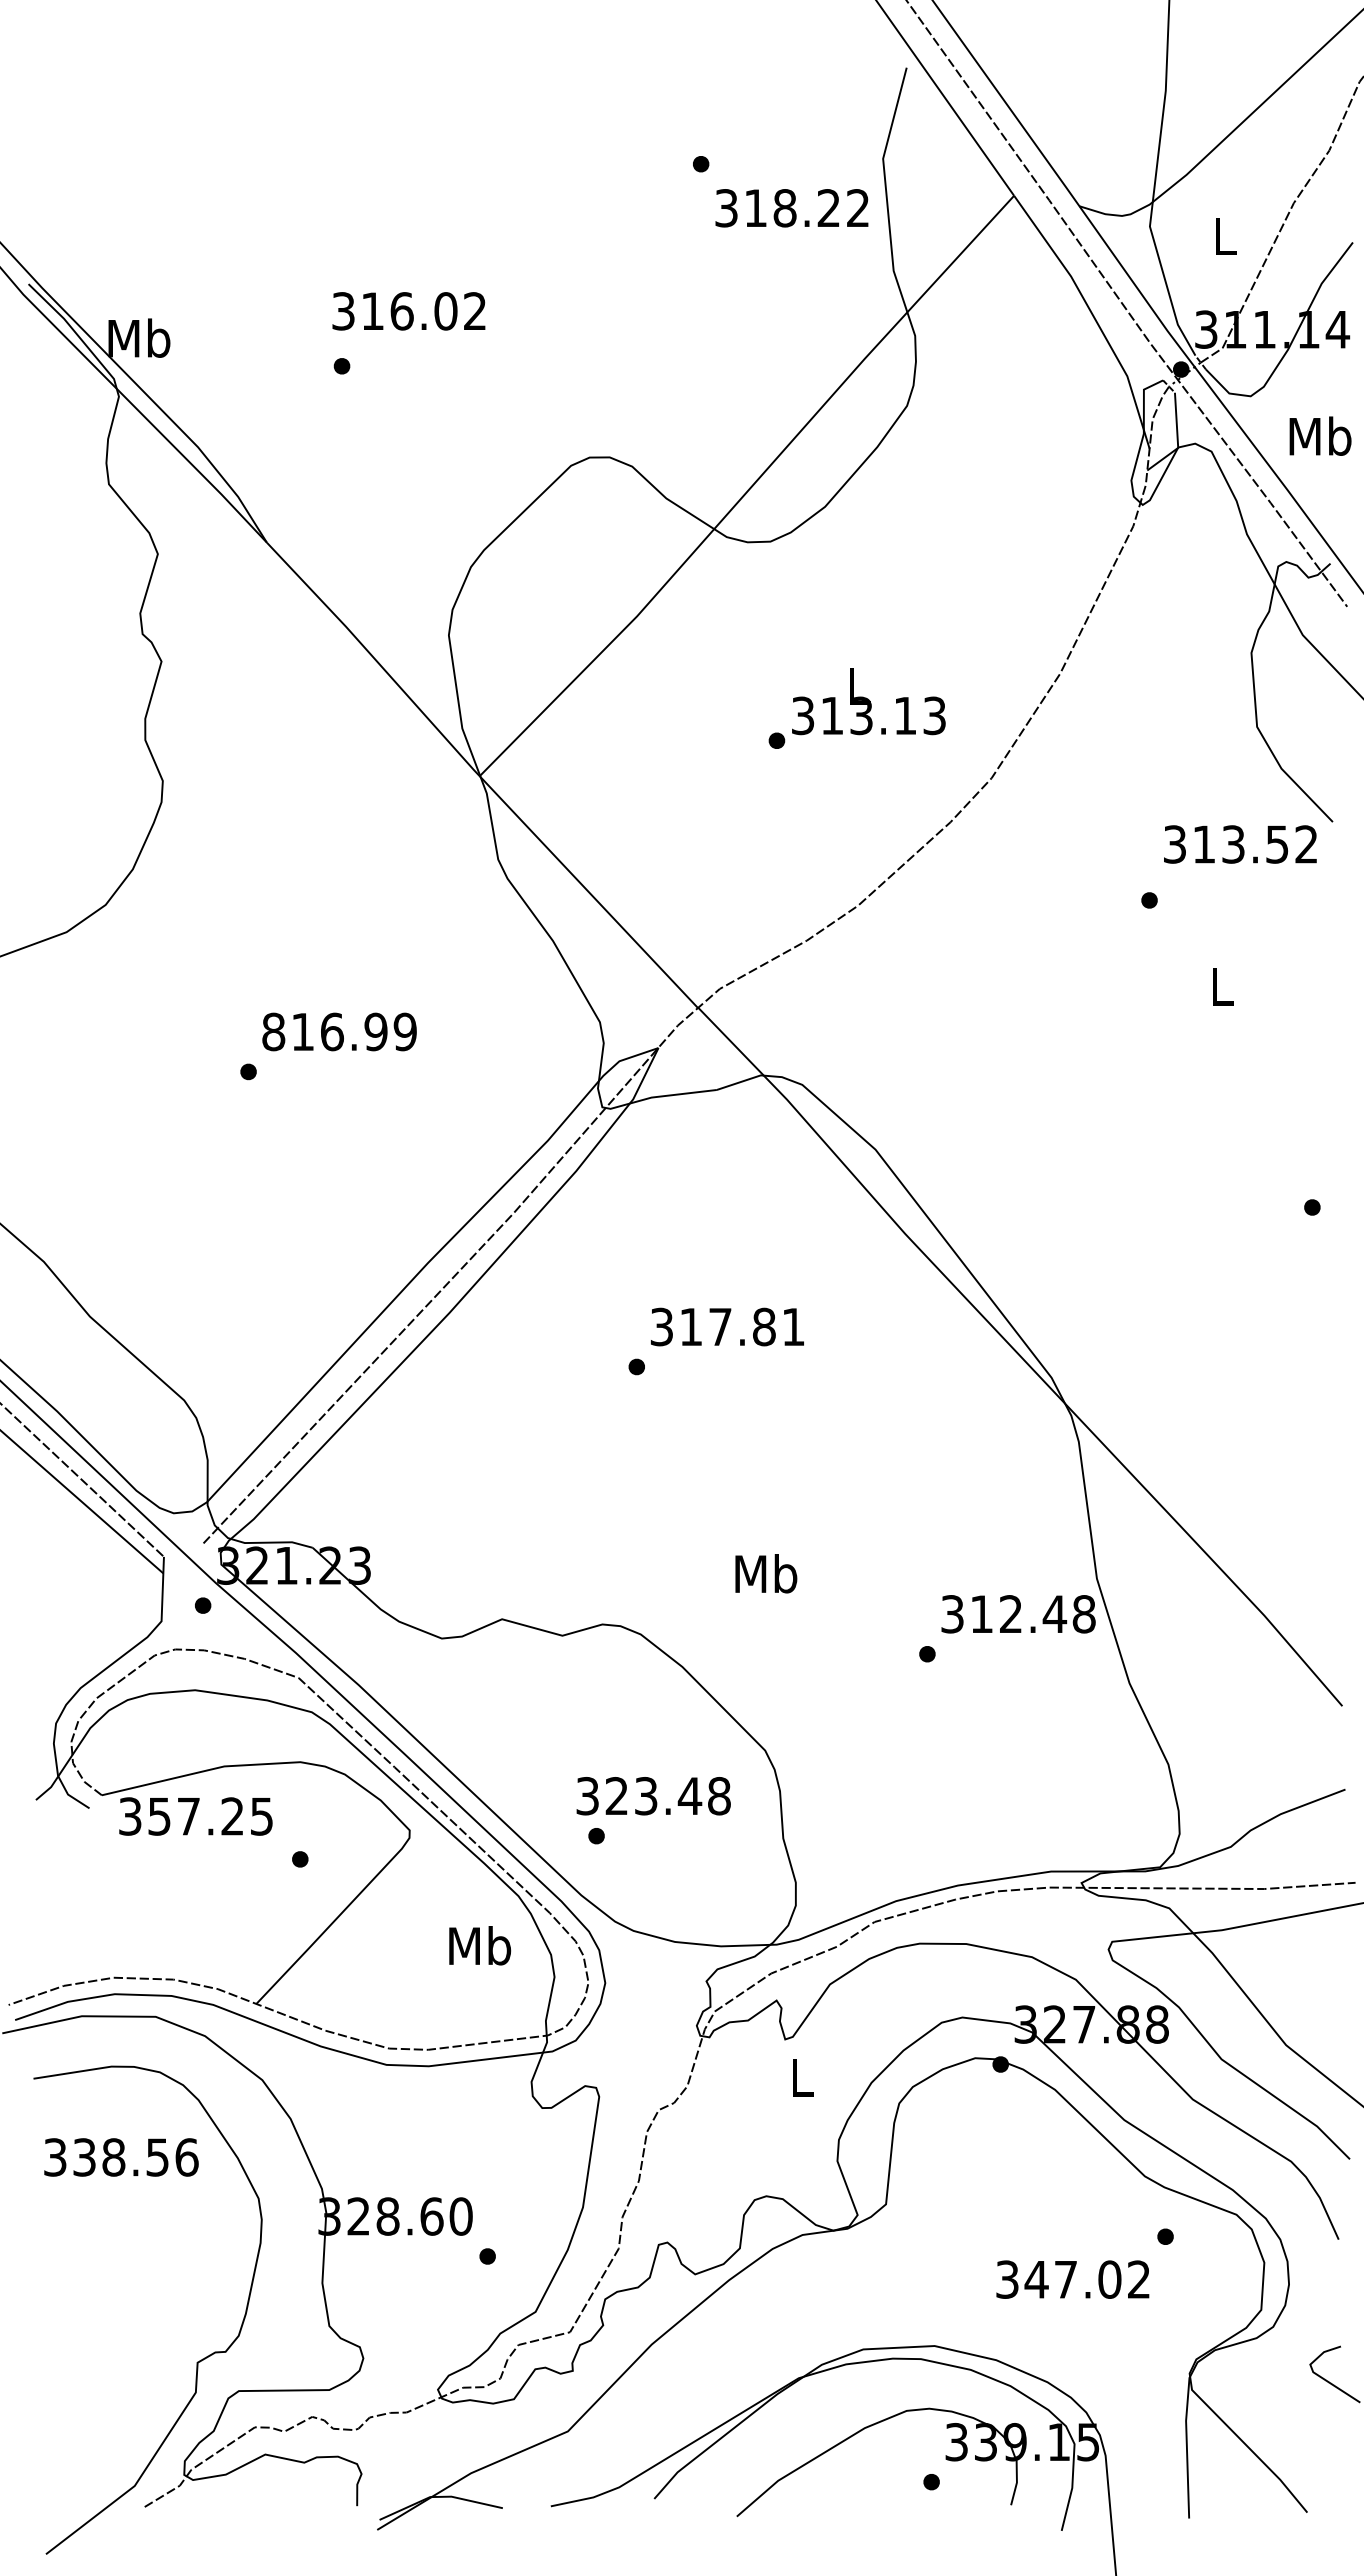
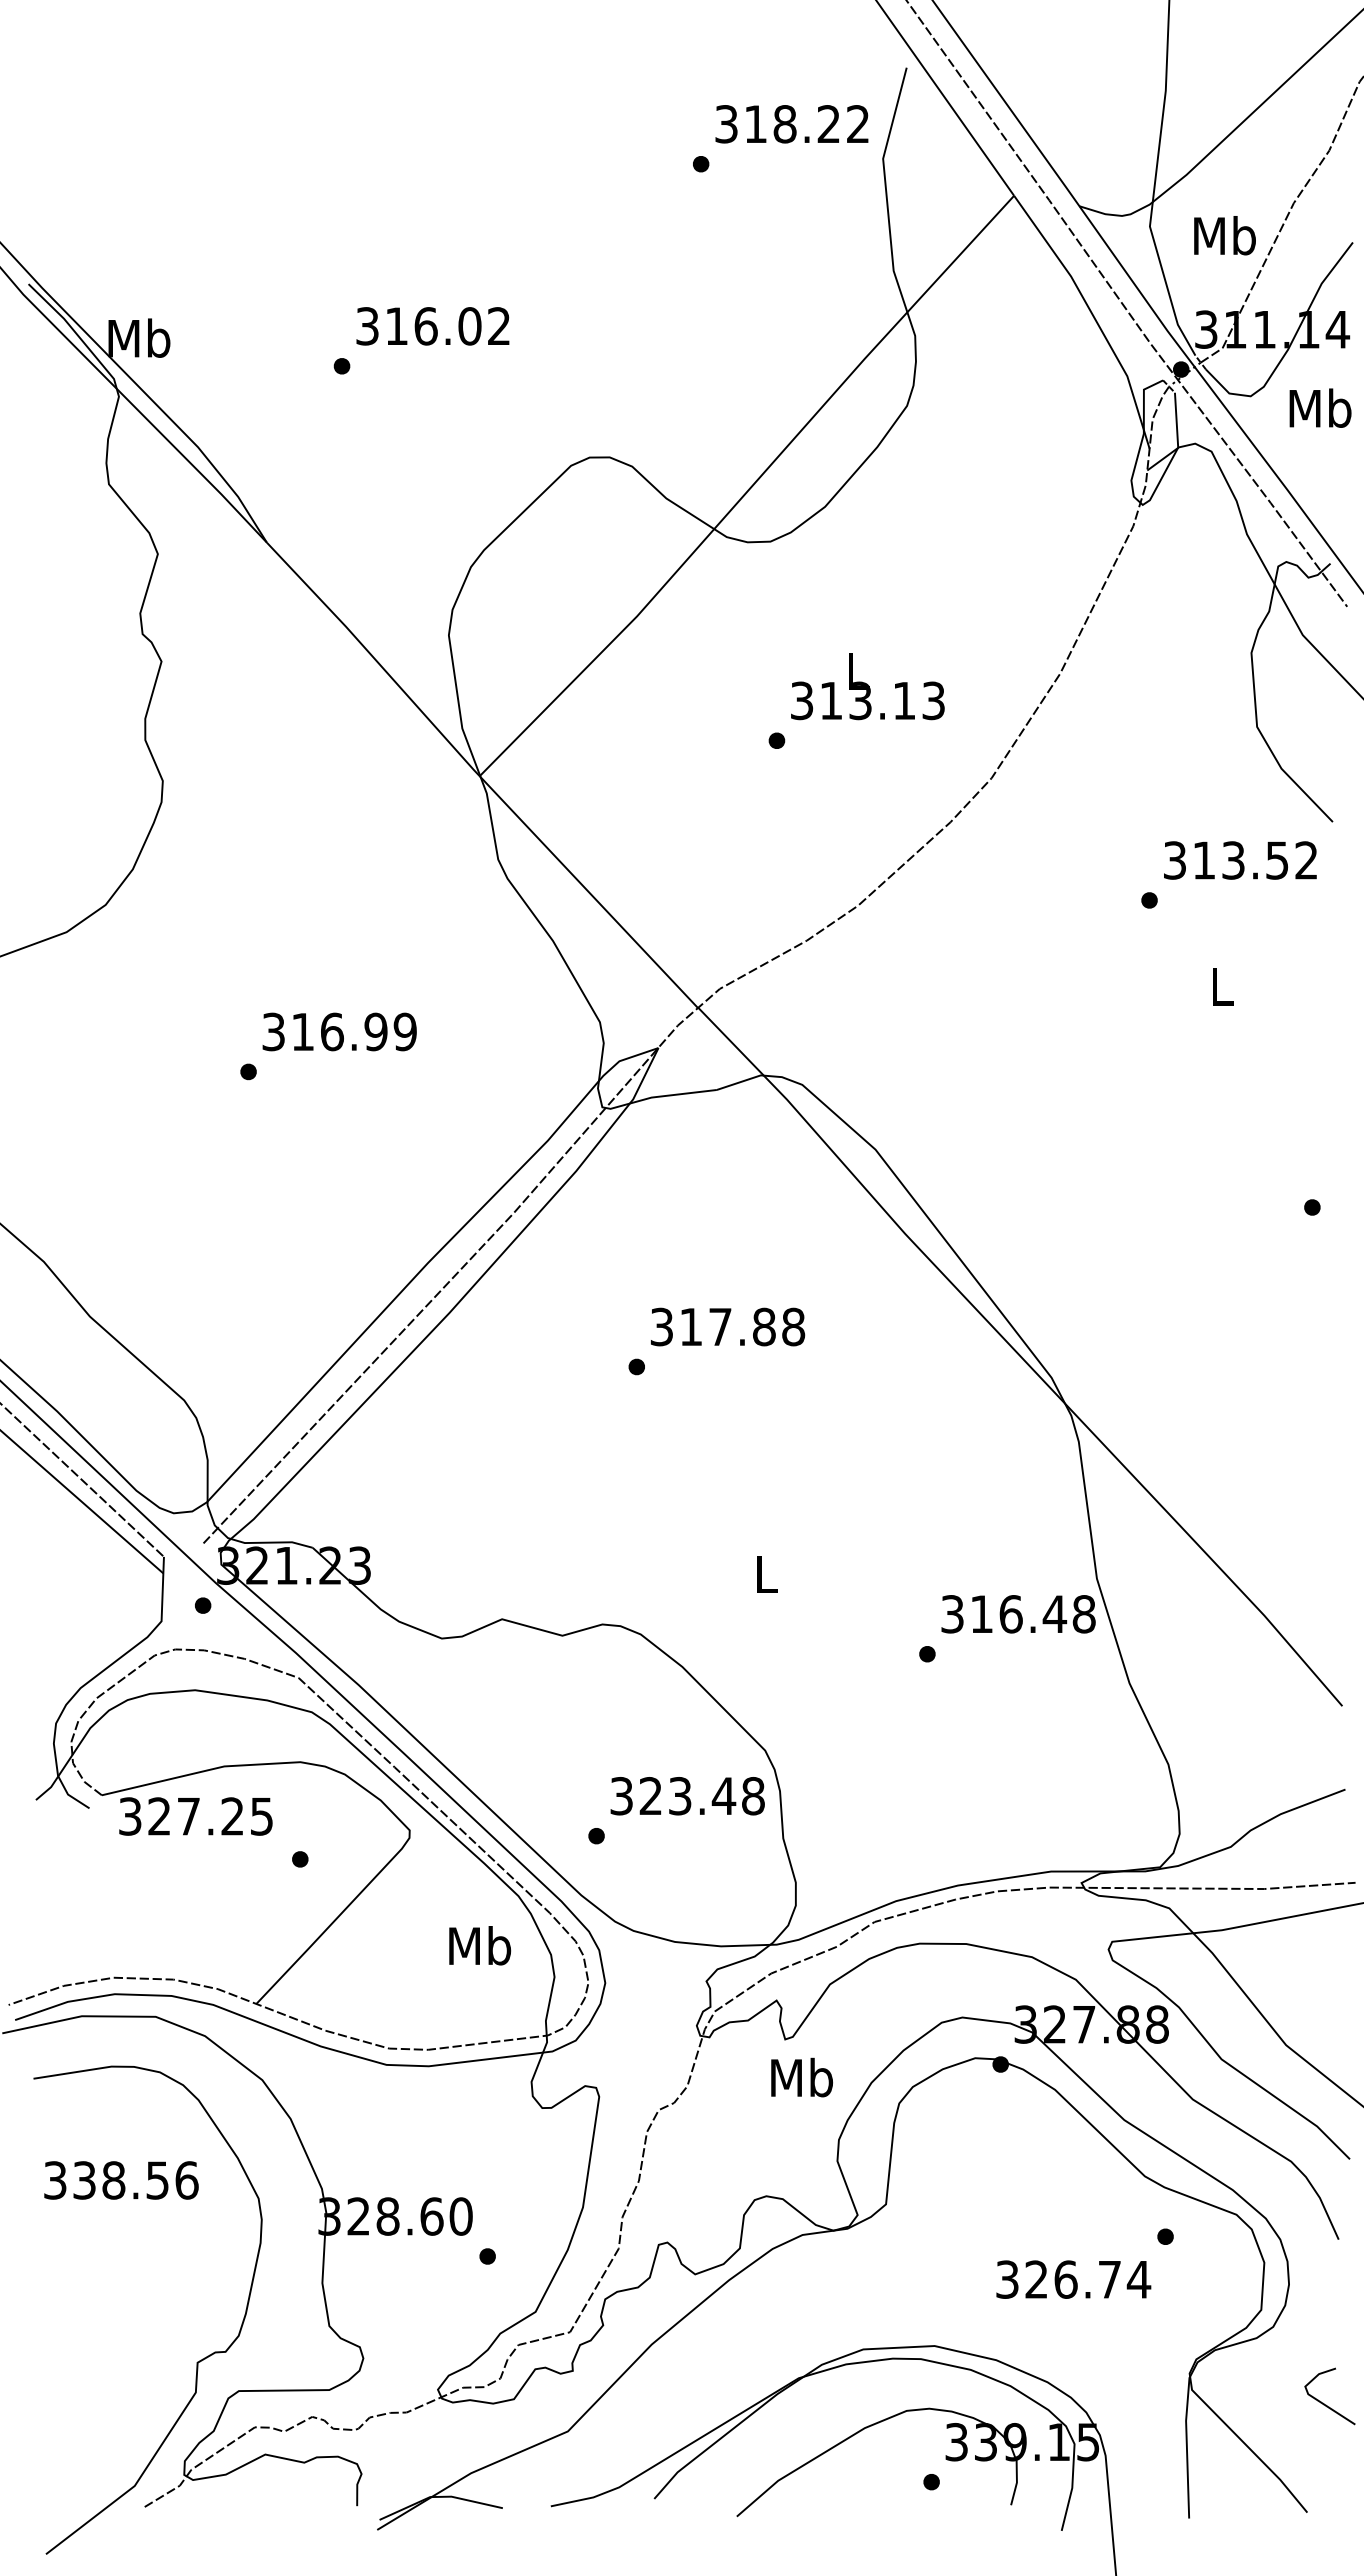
text position: (791, 208) -> (791, 124) (791, 124)
text: L -> Mb (1224, 235)
text position: (408, 311) -> (432, 326) (432, 326)
text position: (1320, 435) -> (1320, 407) (1320, 407)
text position: (868, 701) -> (867, 686) (867, 686)
text position: (1240, 844) -> (1240, 860) (1240, 860)
text: 816.99 -> 316.99 (273, 1031)
text: 317.81 -> 317.88 (793, 1326)
text: Mb -> L (766, 1573)
text: 312.48 -> 316.48 (1010, 1614)
text position: (653, 1796) -> (687, 1796) (687, 1796)
text: 357.25 -> 327.25 (159, 1816)
text: L -> Mb (802, 2077)
text position: (121, 2157) -> (121, 2180) (121, 2180)
text: 347.02 -> 326.74 (1087, 2279)
line position: (1328, 2380) -> (1323, 2402) (1323, 2402)
